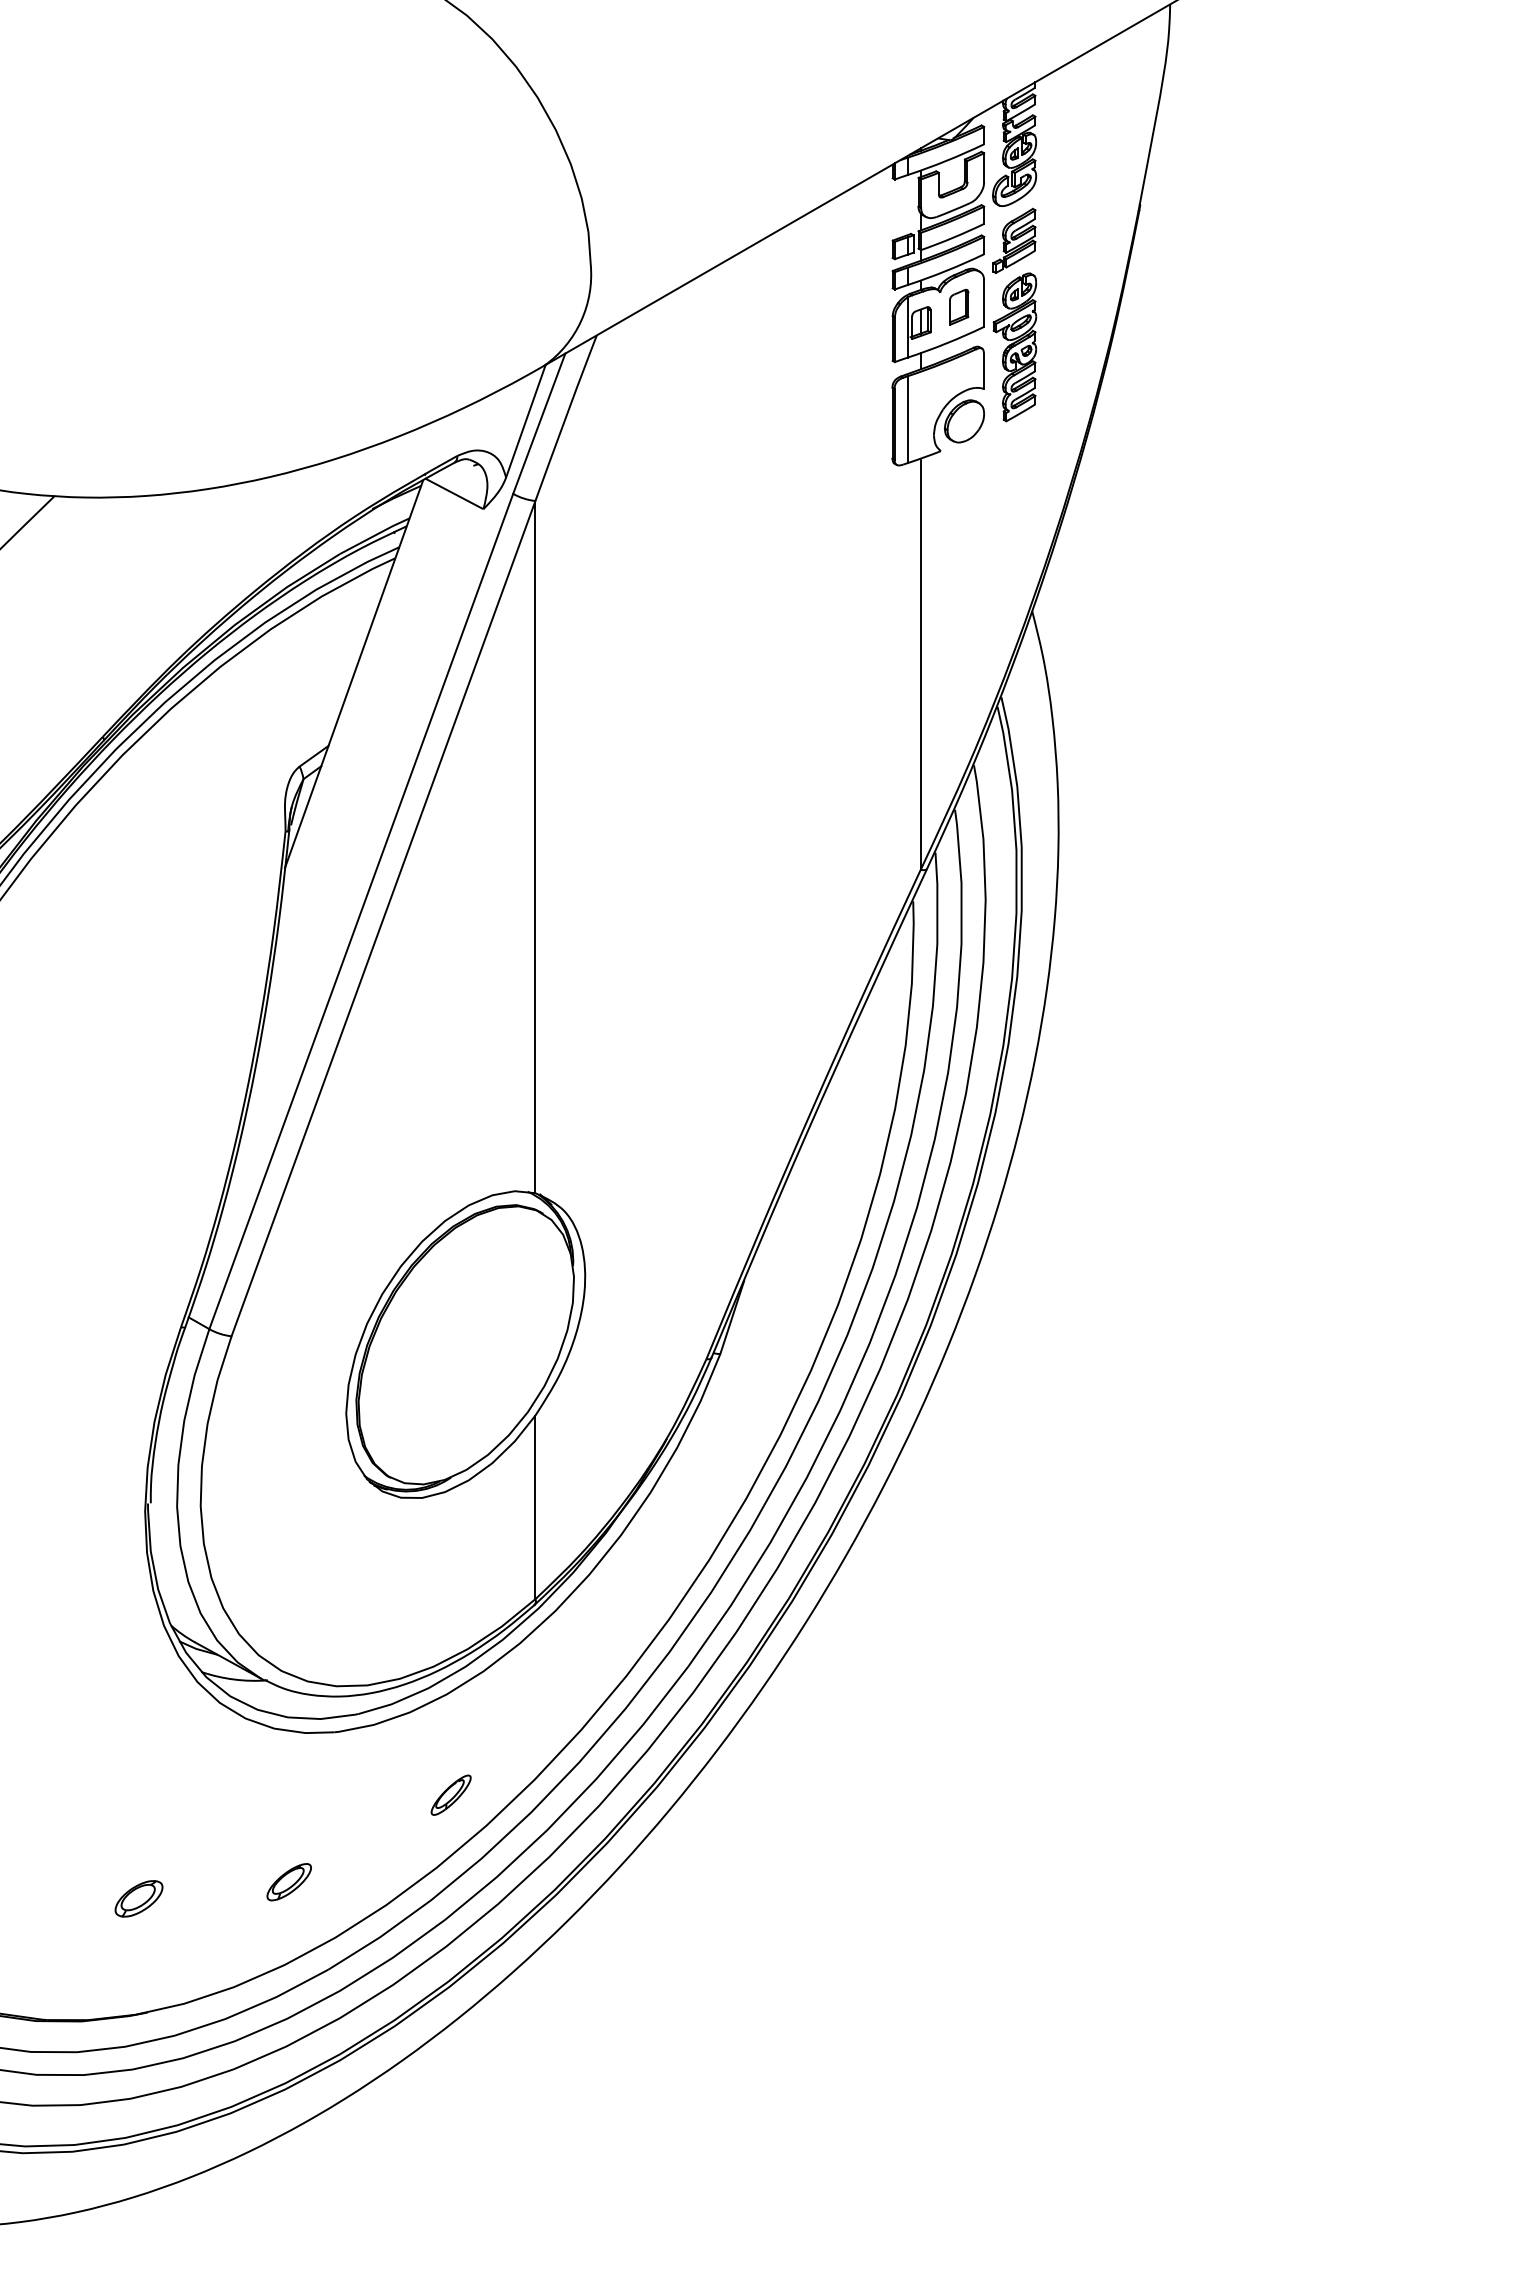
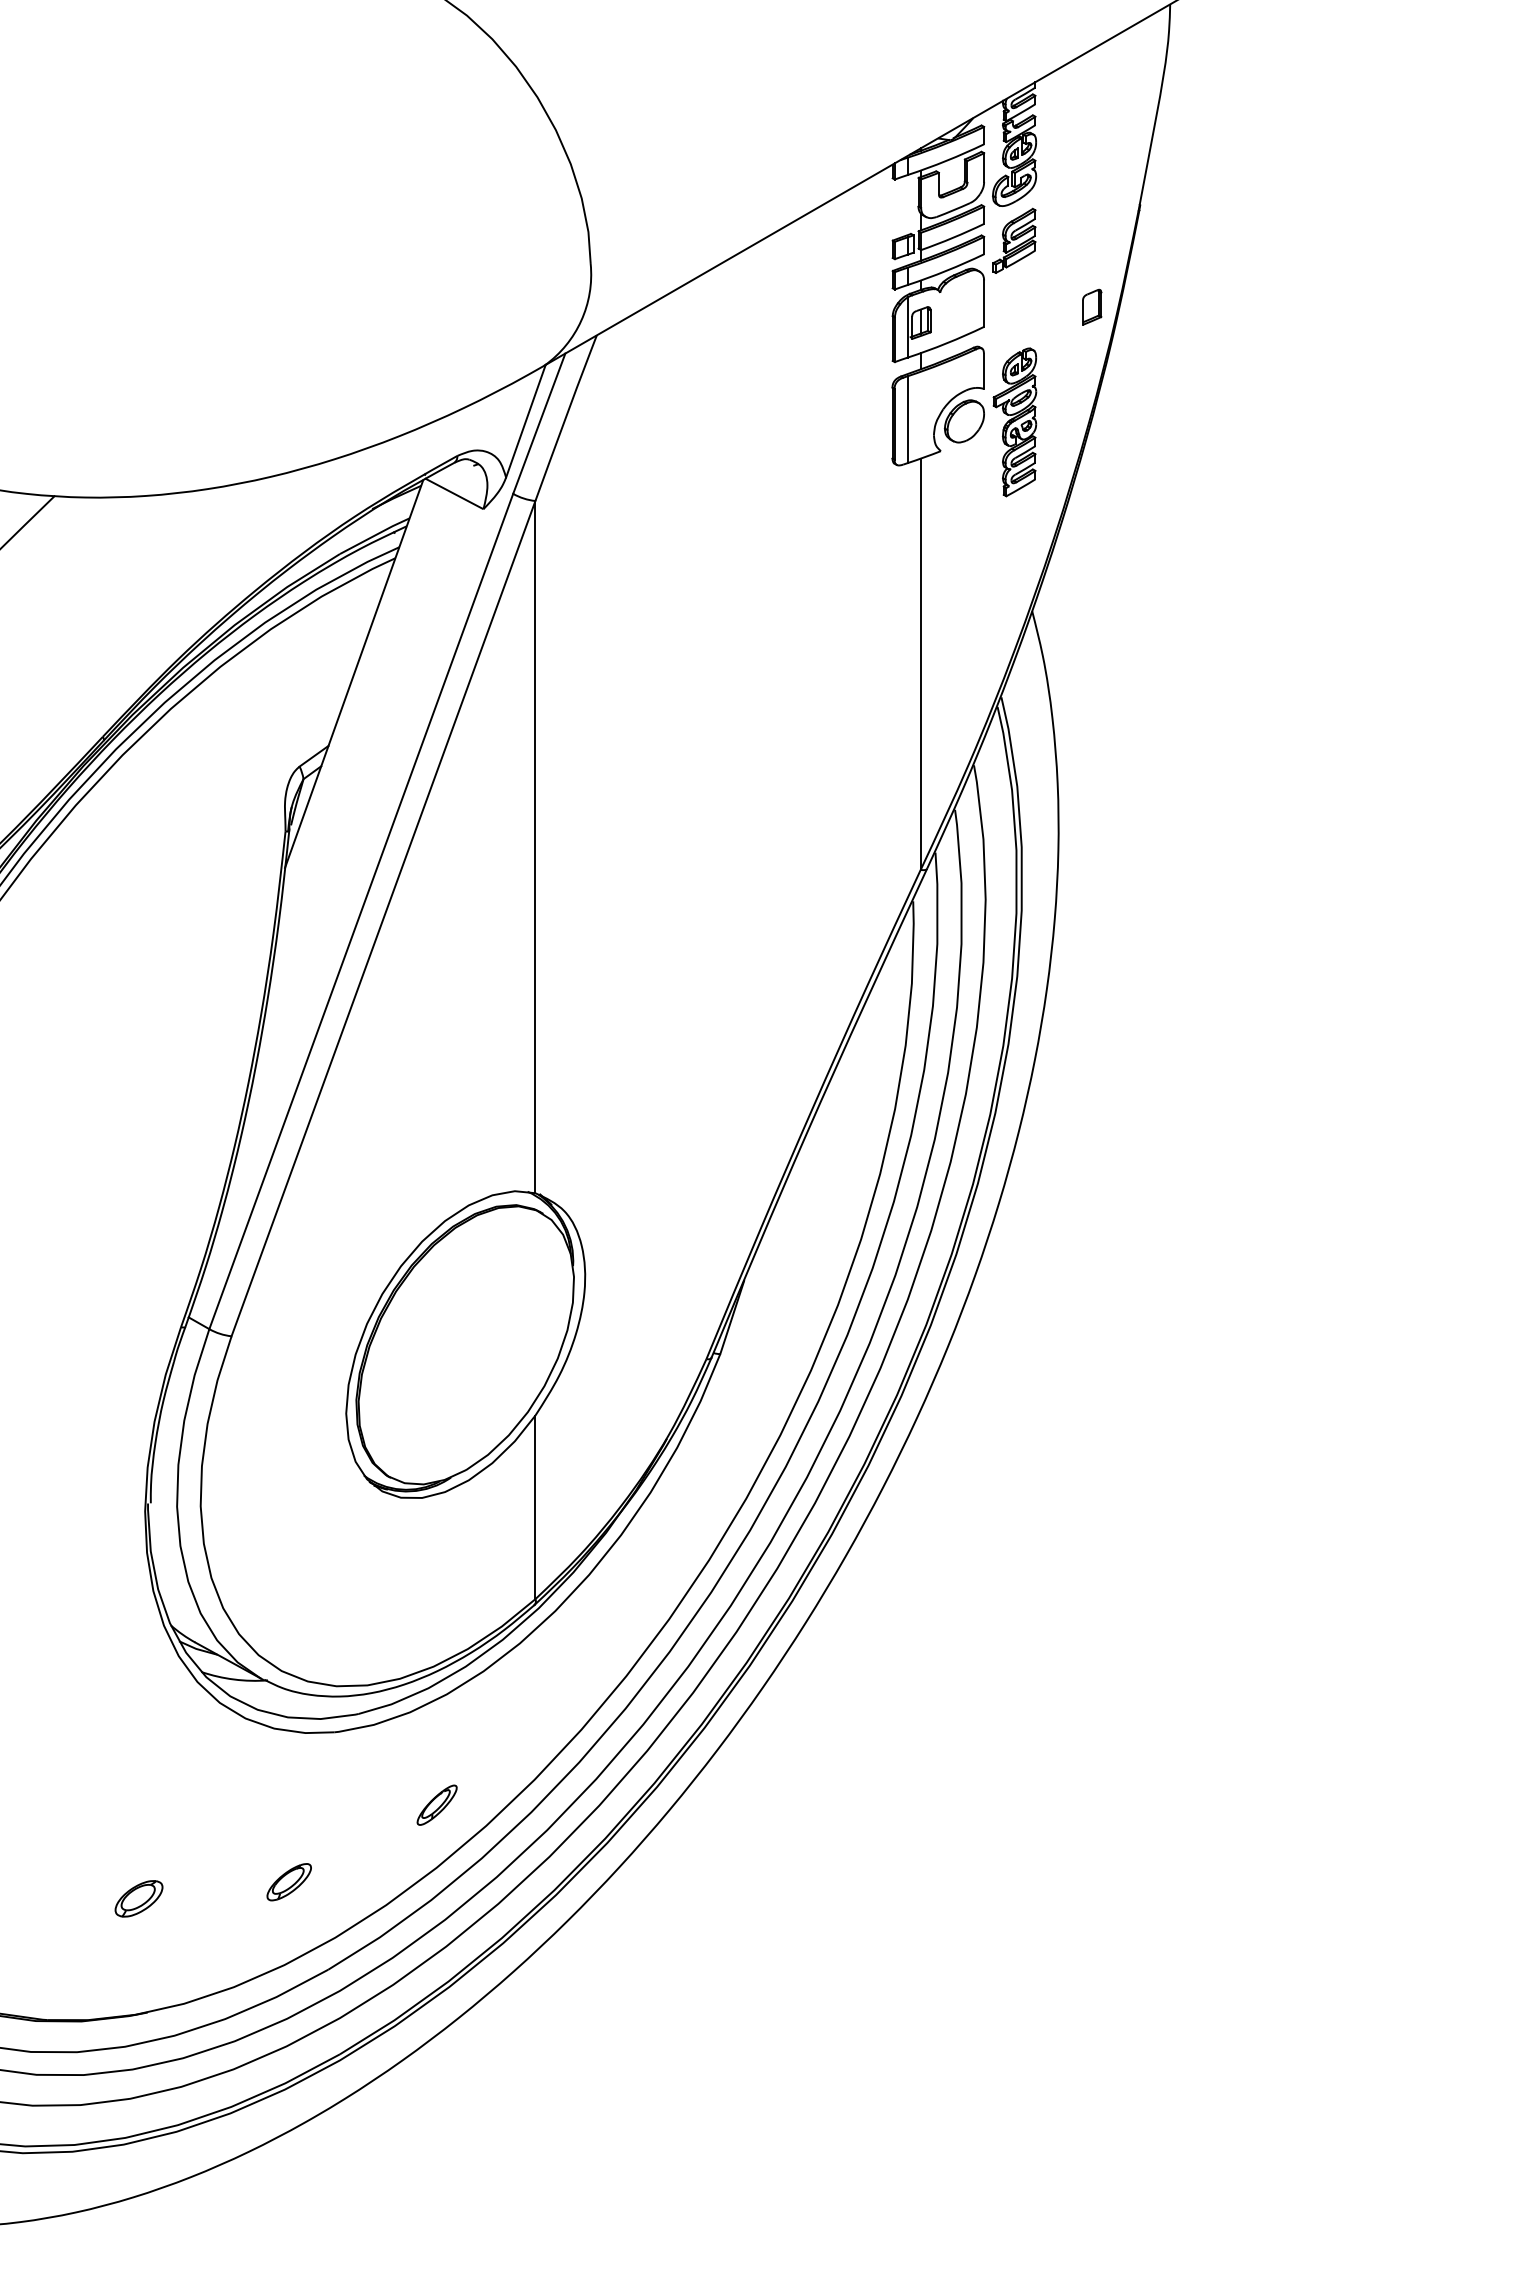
part position: (959, 306) -> (1092, 306) (1092, 306)
part position: (1014, 347) -> (1014, 422) (1014, 422)
part position: (450, 1794) -> (436, 1804) (436, 1804)
